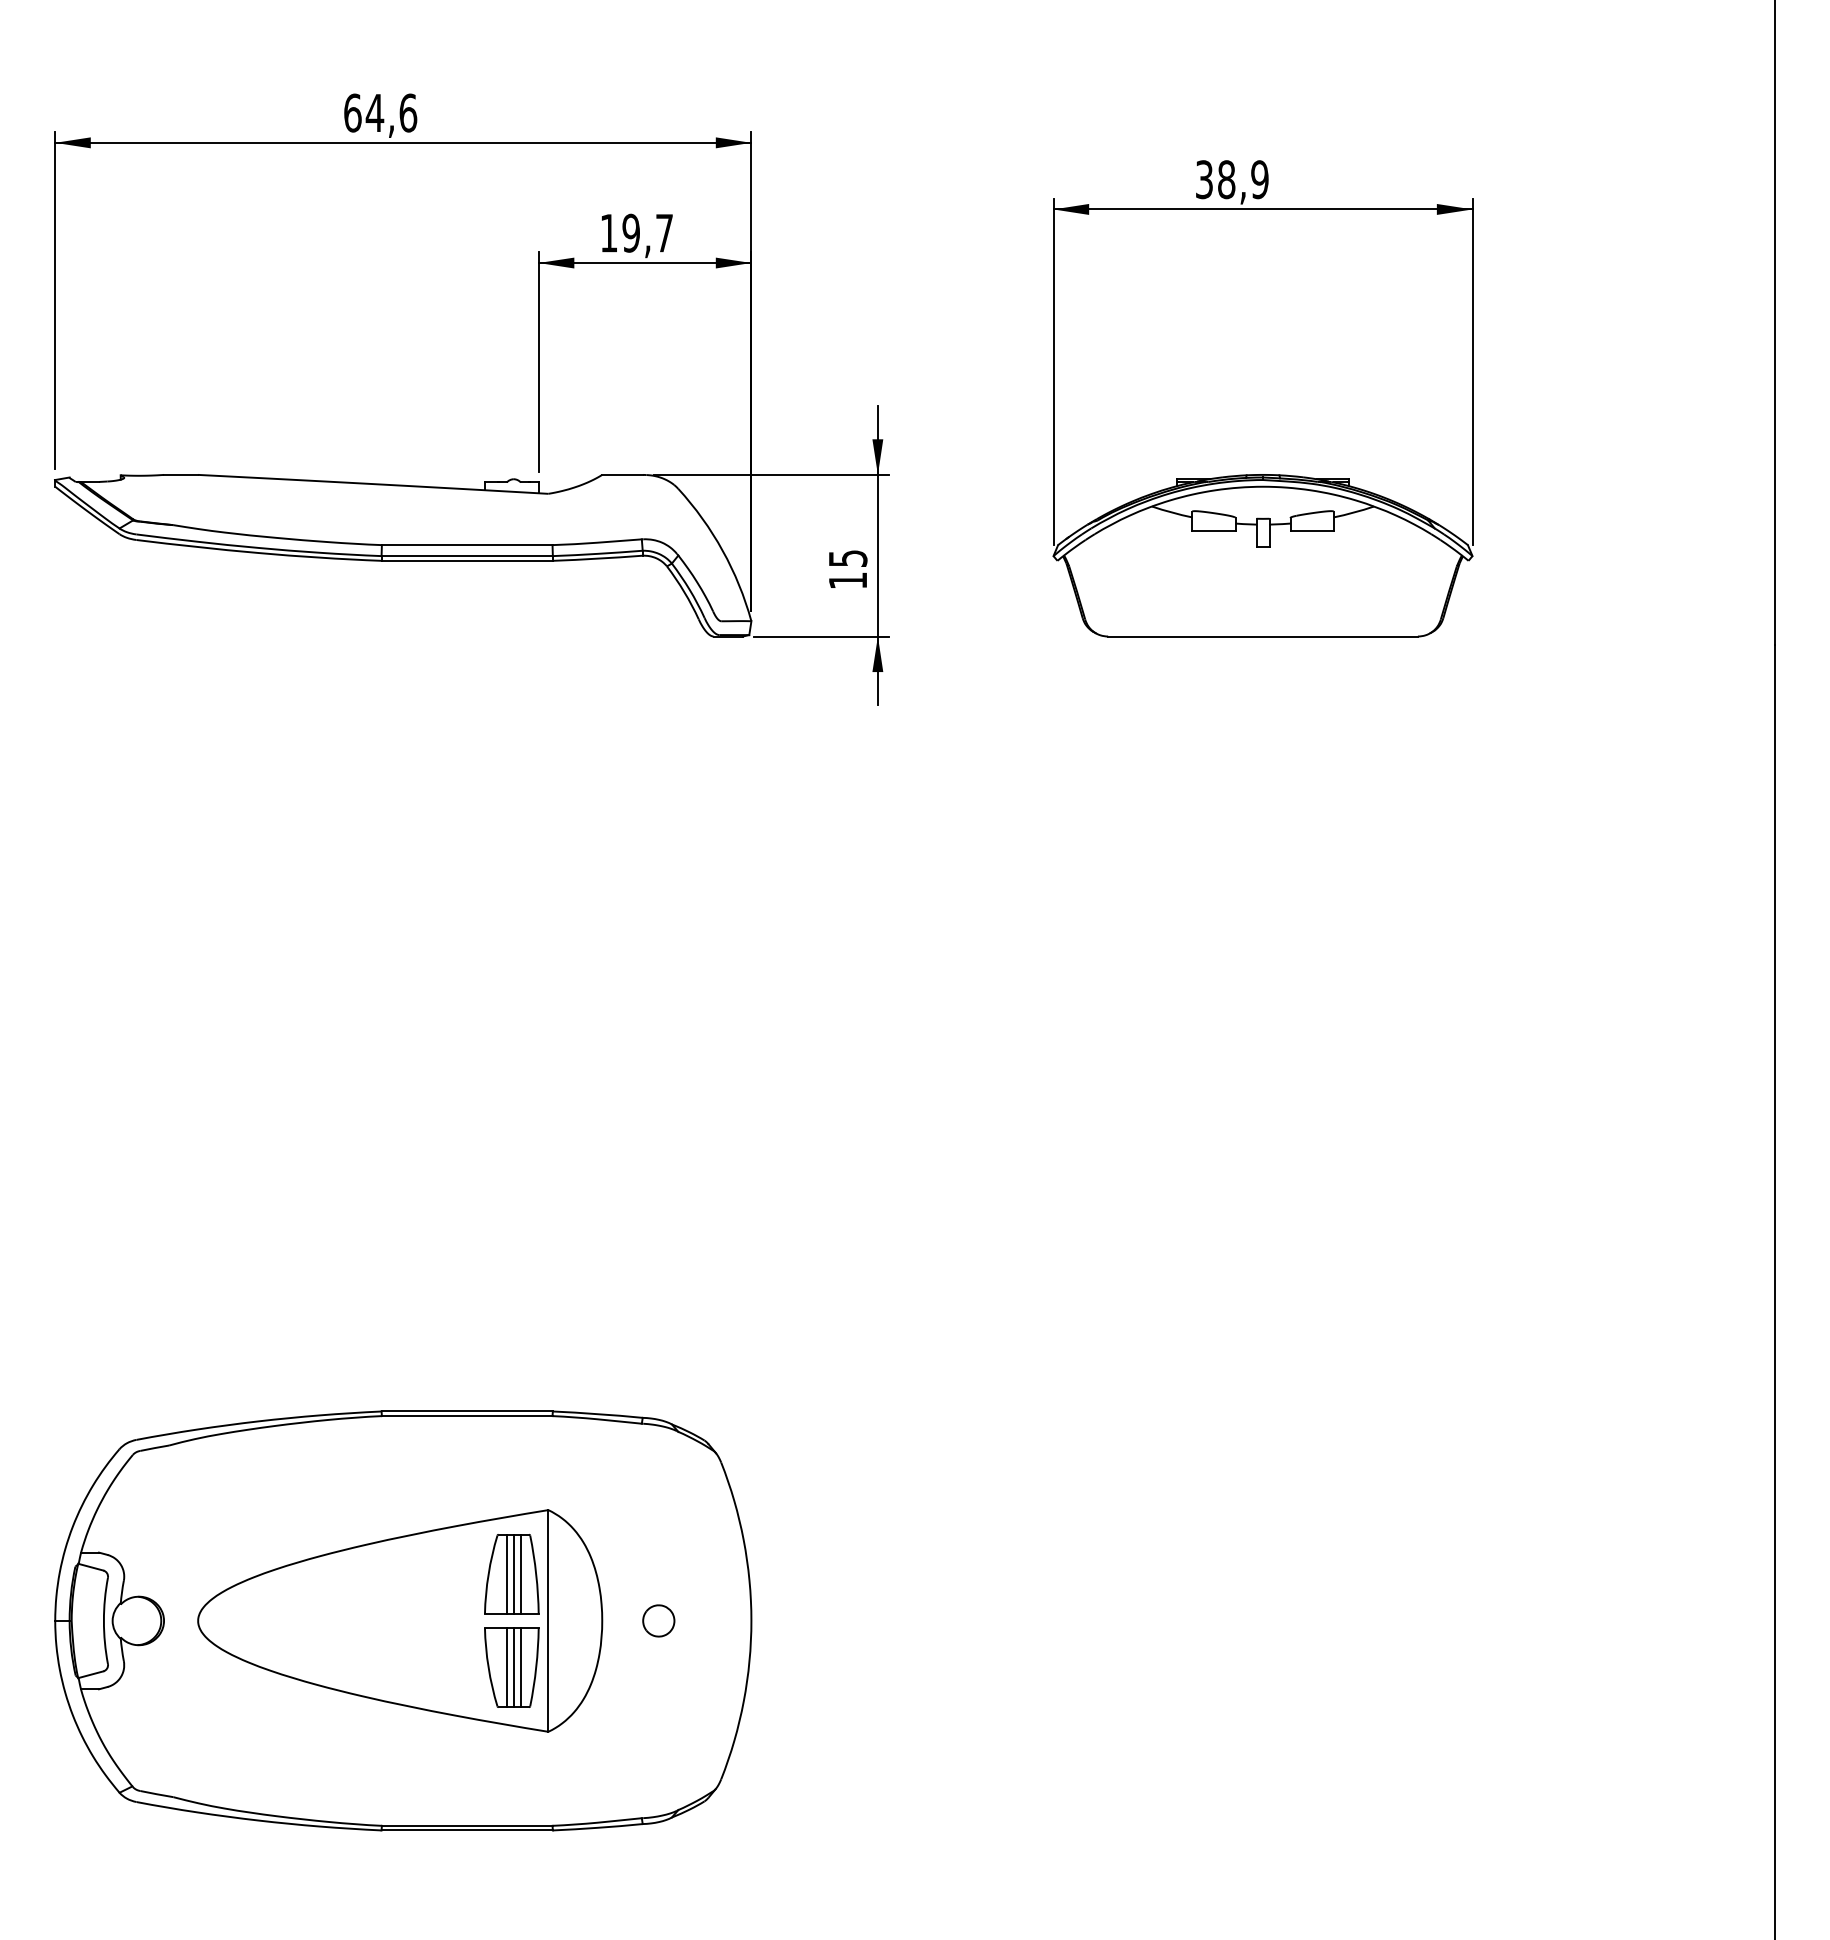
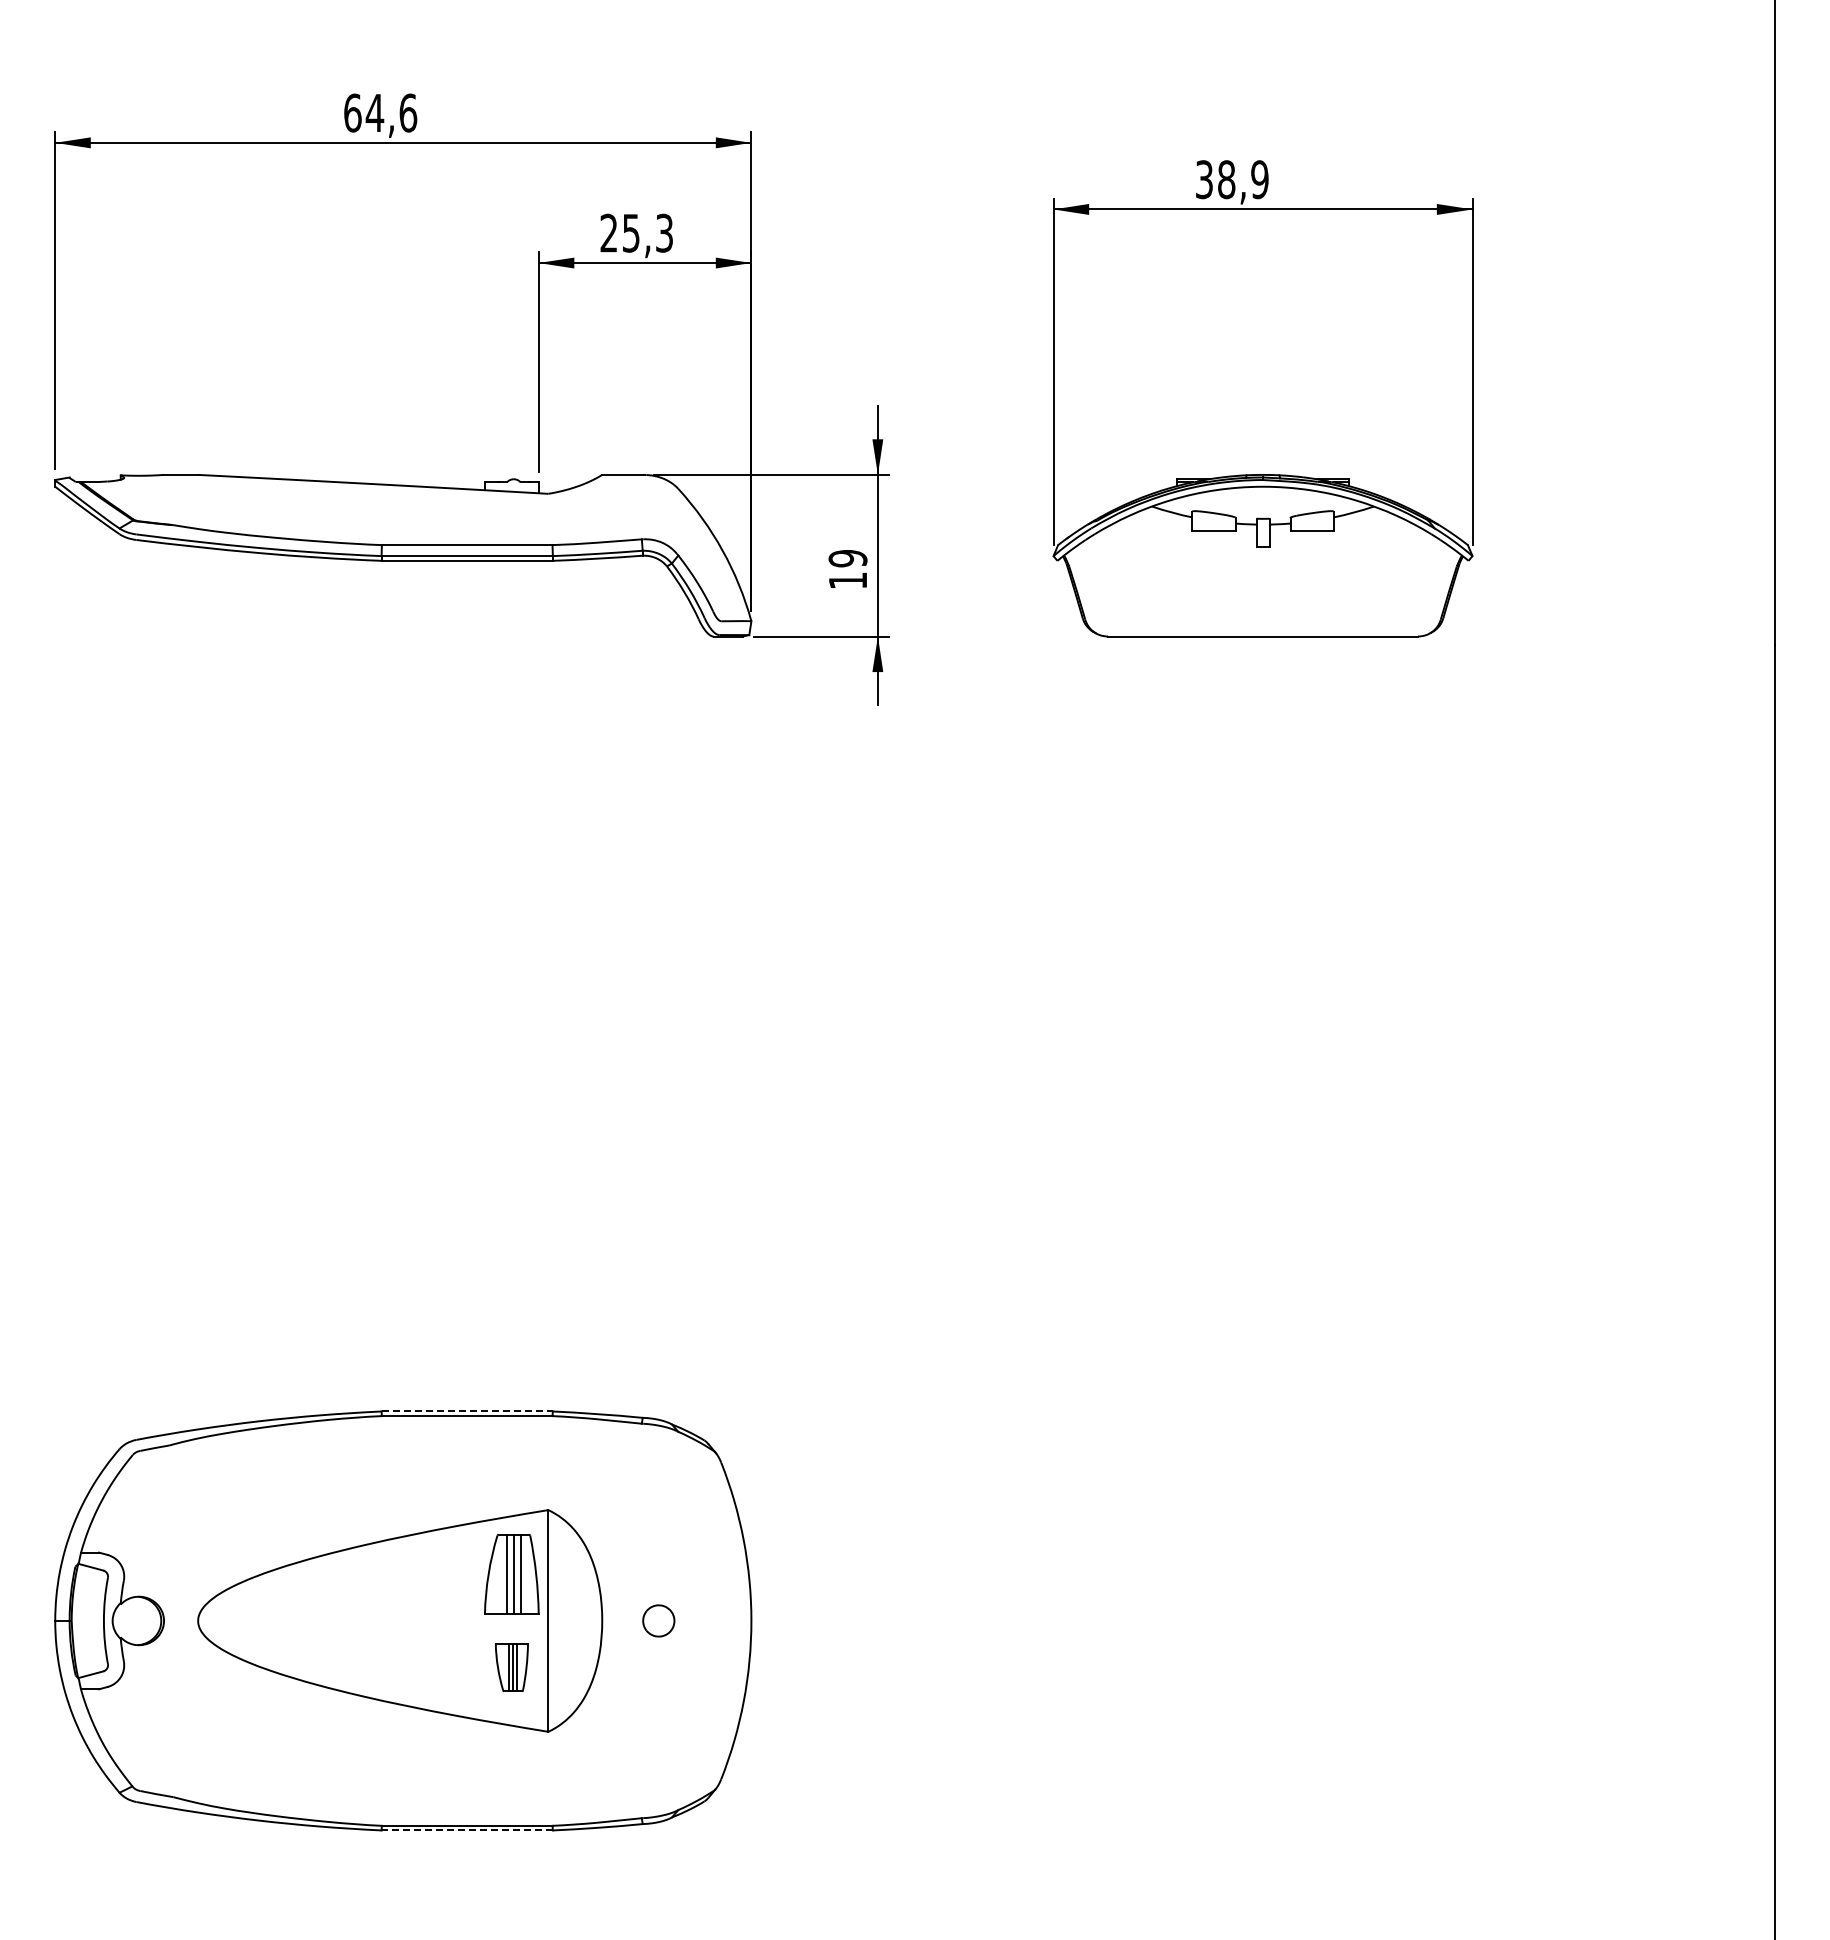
text: 19,7 -> 25,3 (636, 232)
text: 15 -> 19 (847, 558)
line: solid -> dashed (467, 1411)
part size: 56x81 px -> 35x50 px (511, 1667)
line: solid -> dashed (467, 1830)
